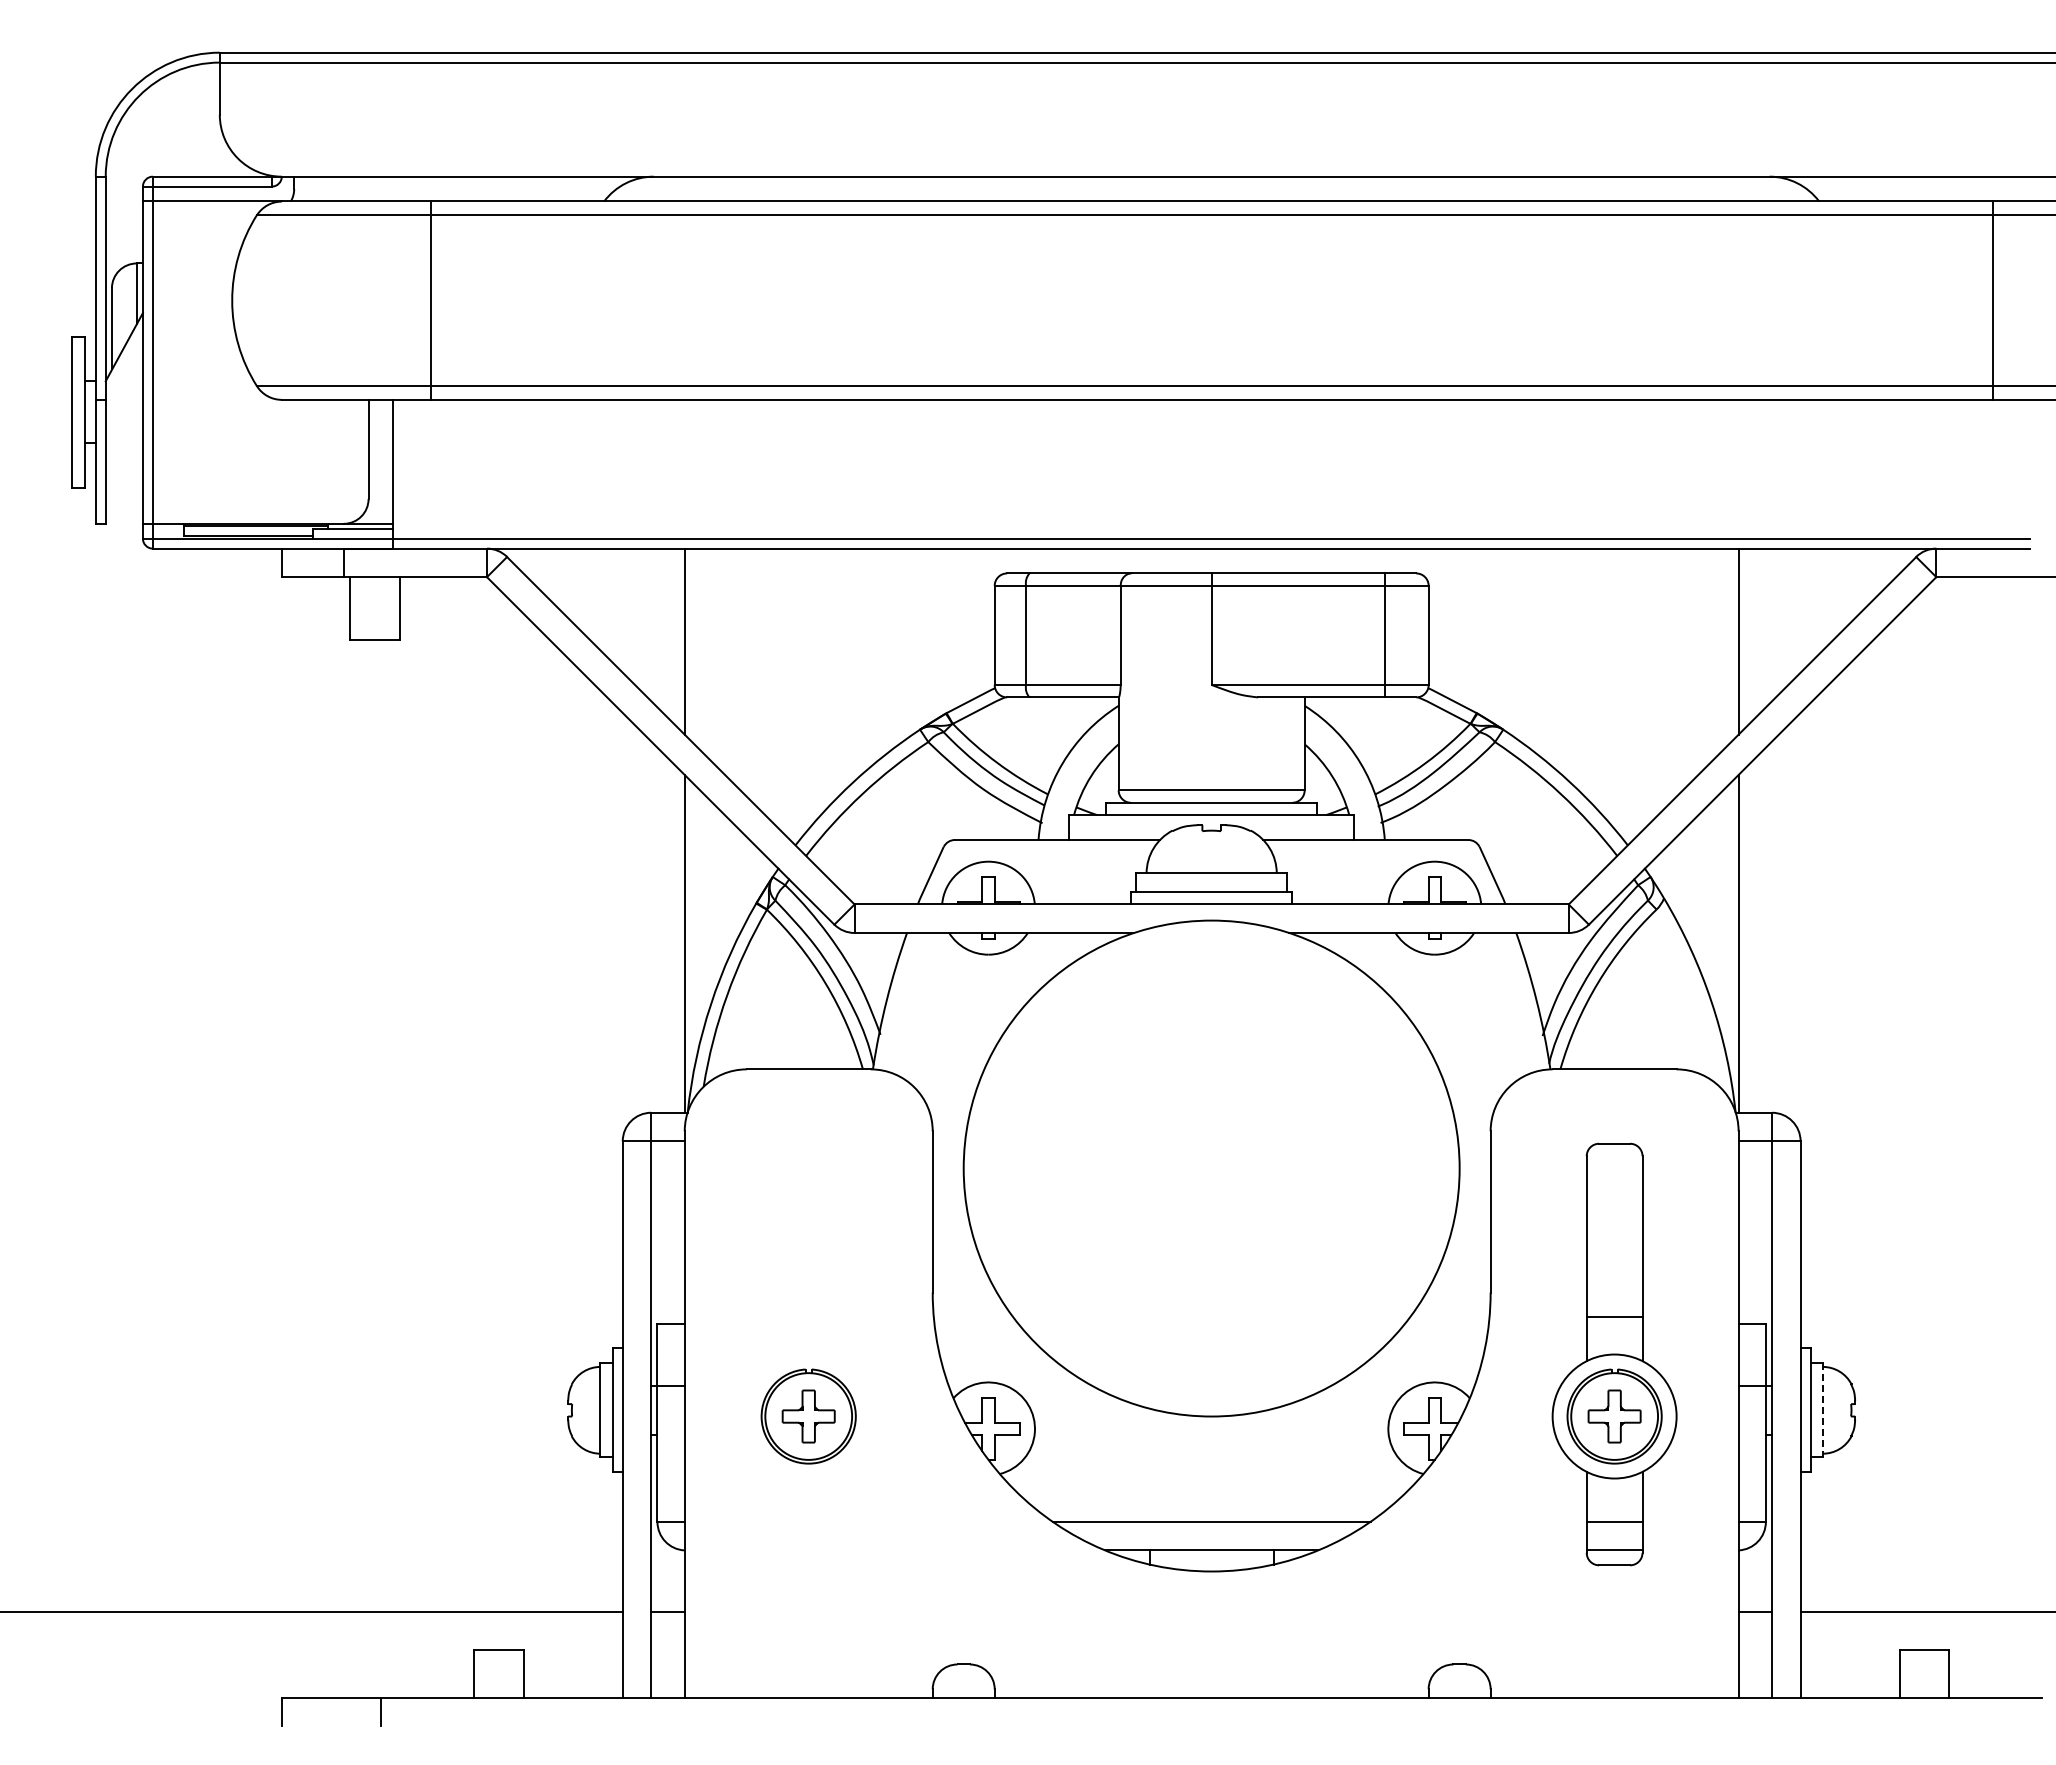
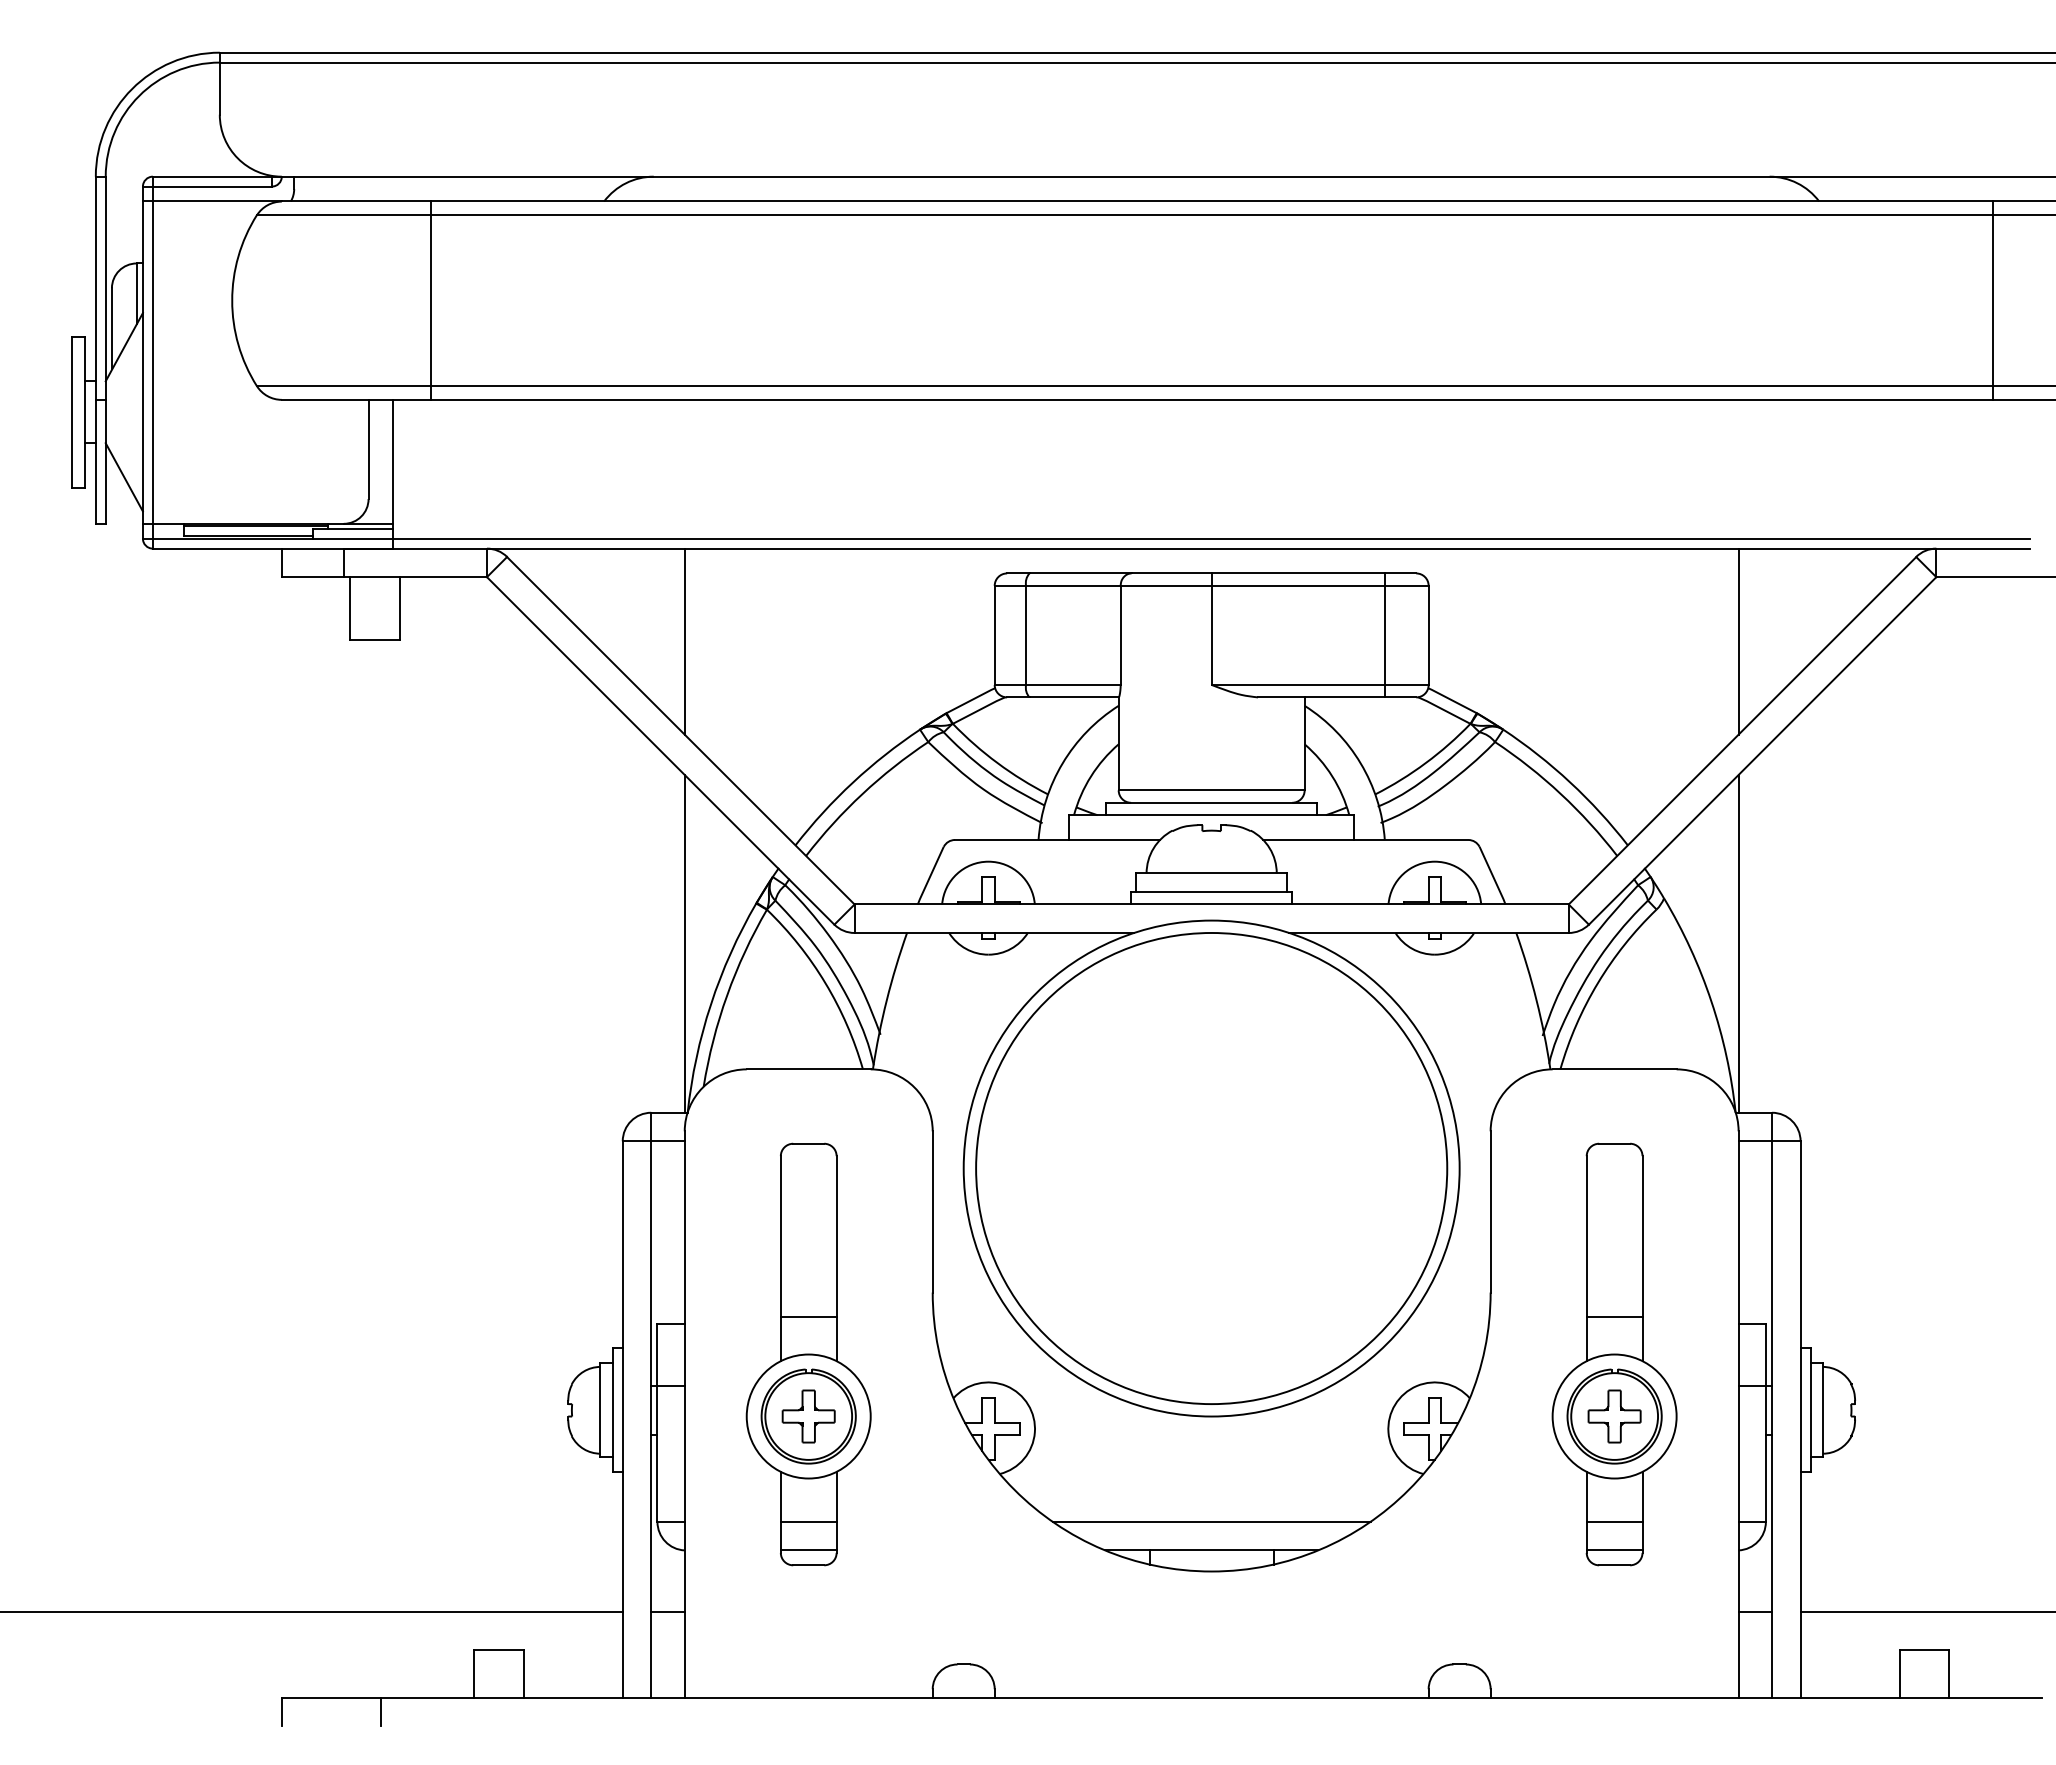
line: none -> present (123, 477)
circle: none -> present (1211, 1168)
part: none -> present (808, 1354)
line: dashed -> solid (1822, 1410)
